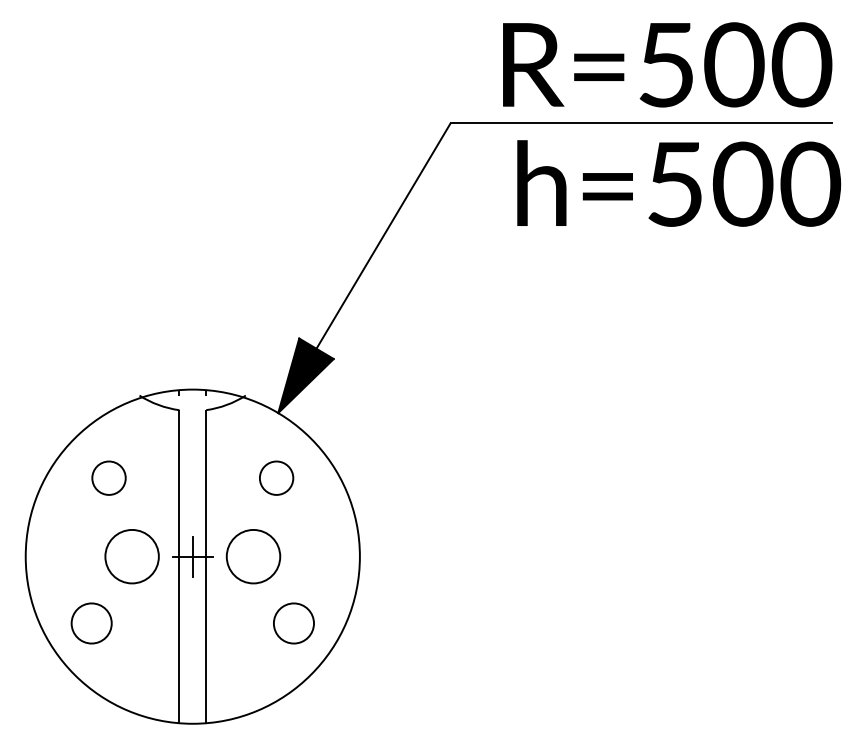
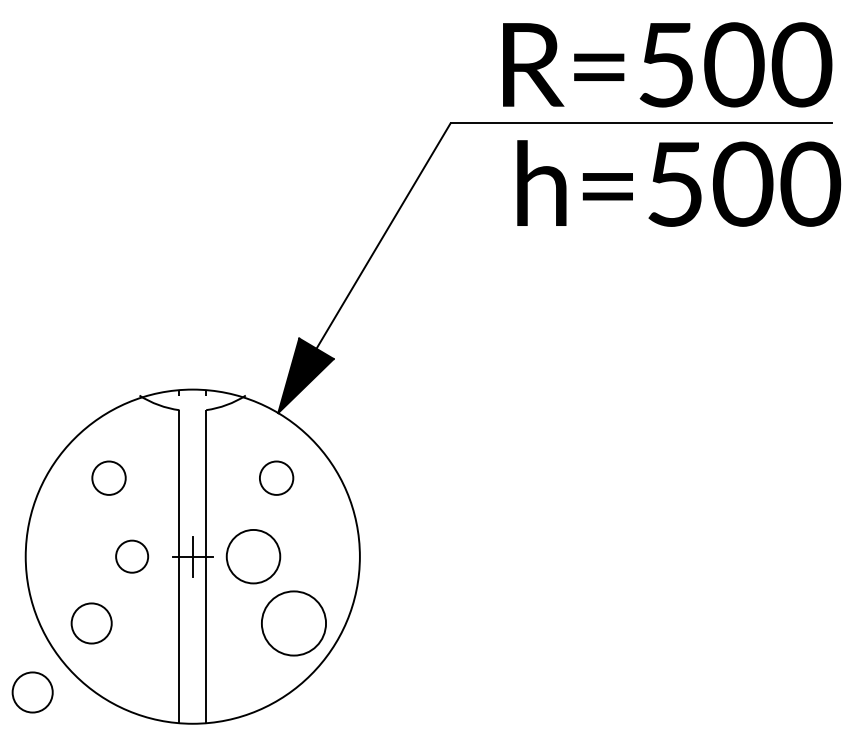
circle diameter: 53 px -> 32 px (132, 556)
circle diameter: 40 px -> 64 px (293, 623)
circle: none -> present (32, 692)
